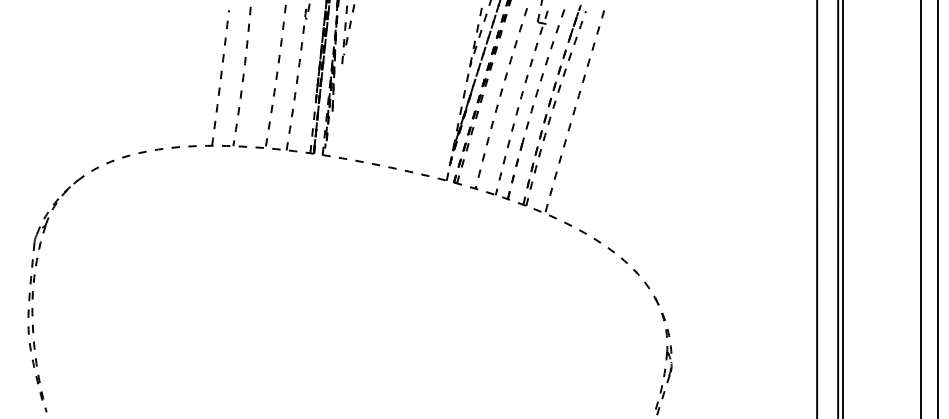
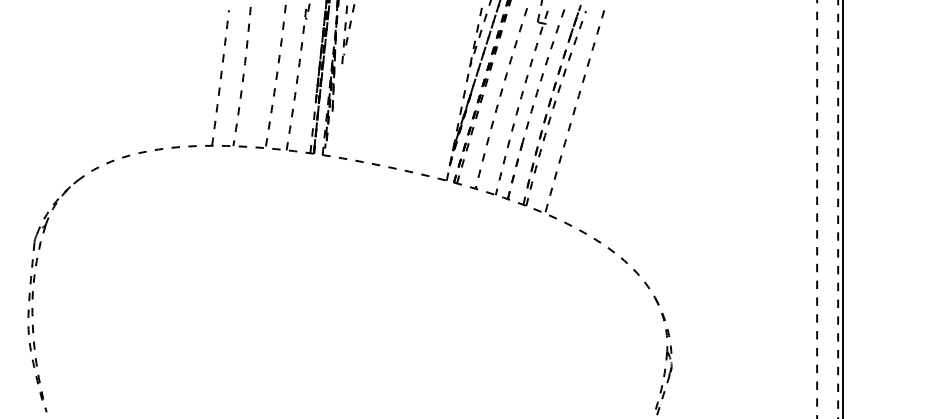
line: present -> none (920, 208)
line: present -> none (938, 208)
line: solid -> dashed (817, 209)
line: solid -> dashed (838, 209)
